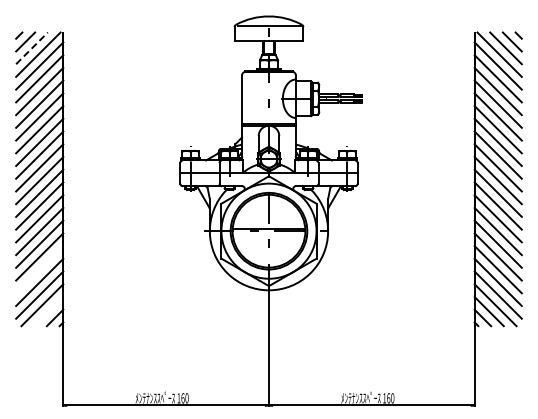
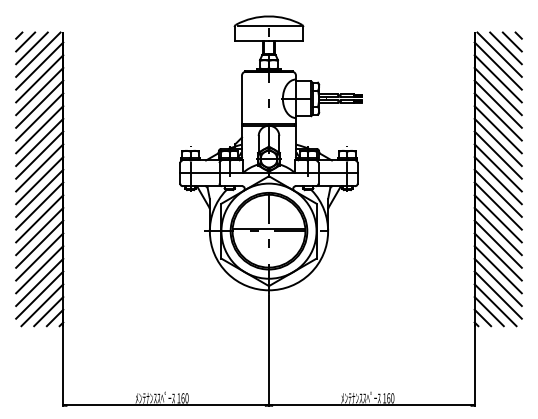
line: dashed -> solid (32, 48)
line: none -> present (39, 269)
line: none -> present (48, 311)
